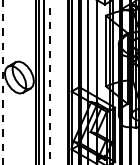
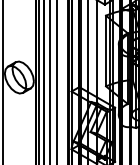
line: none -> present (57, 81)
line: dashed -> solid (49, 82)
line: dashed -> solid (2, 83)
